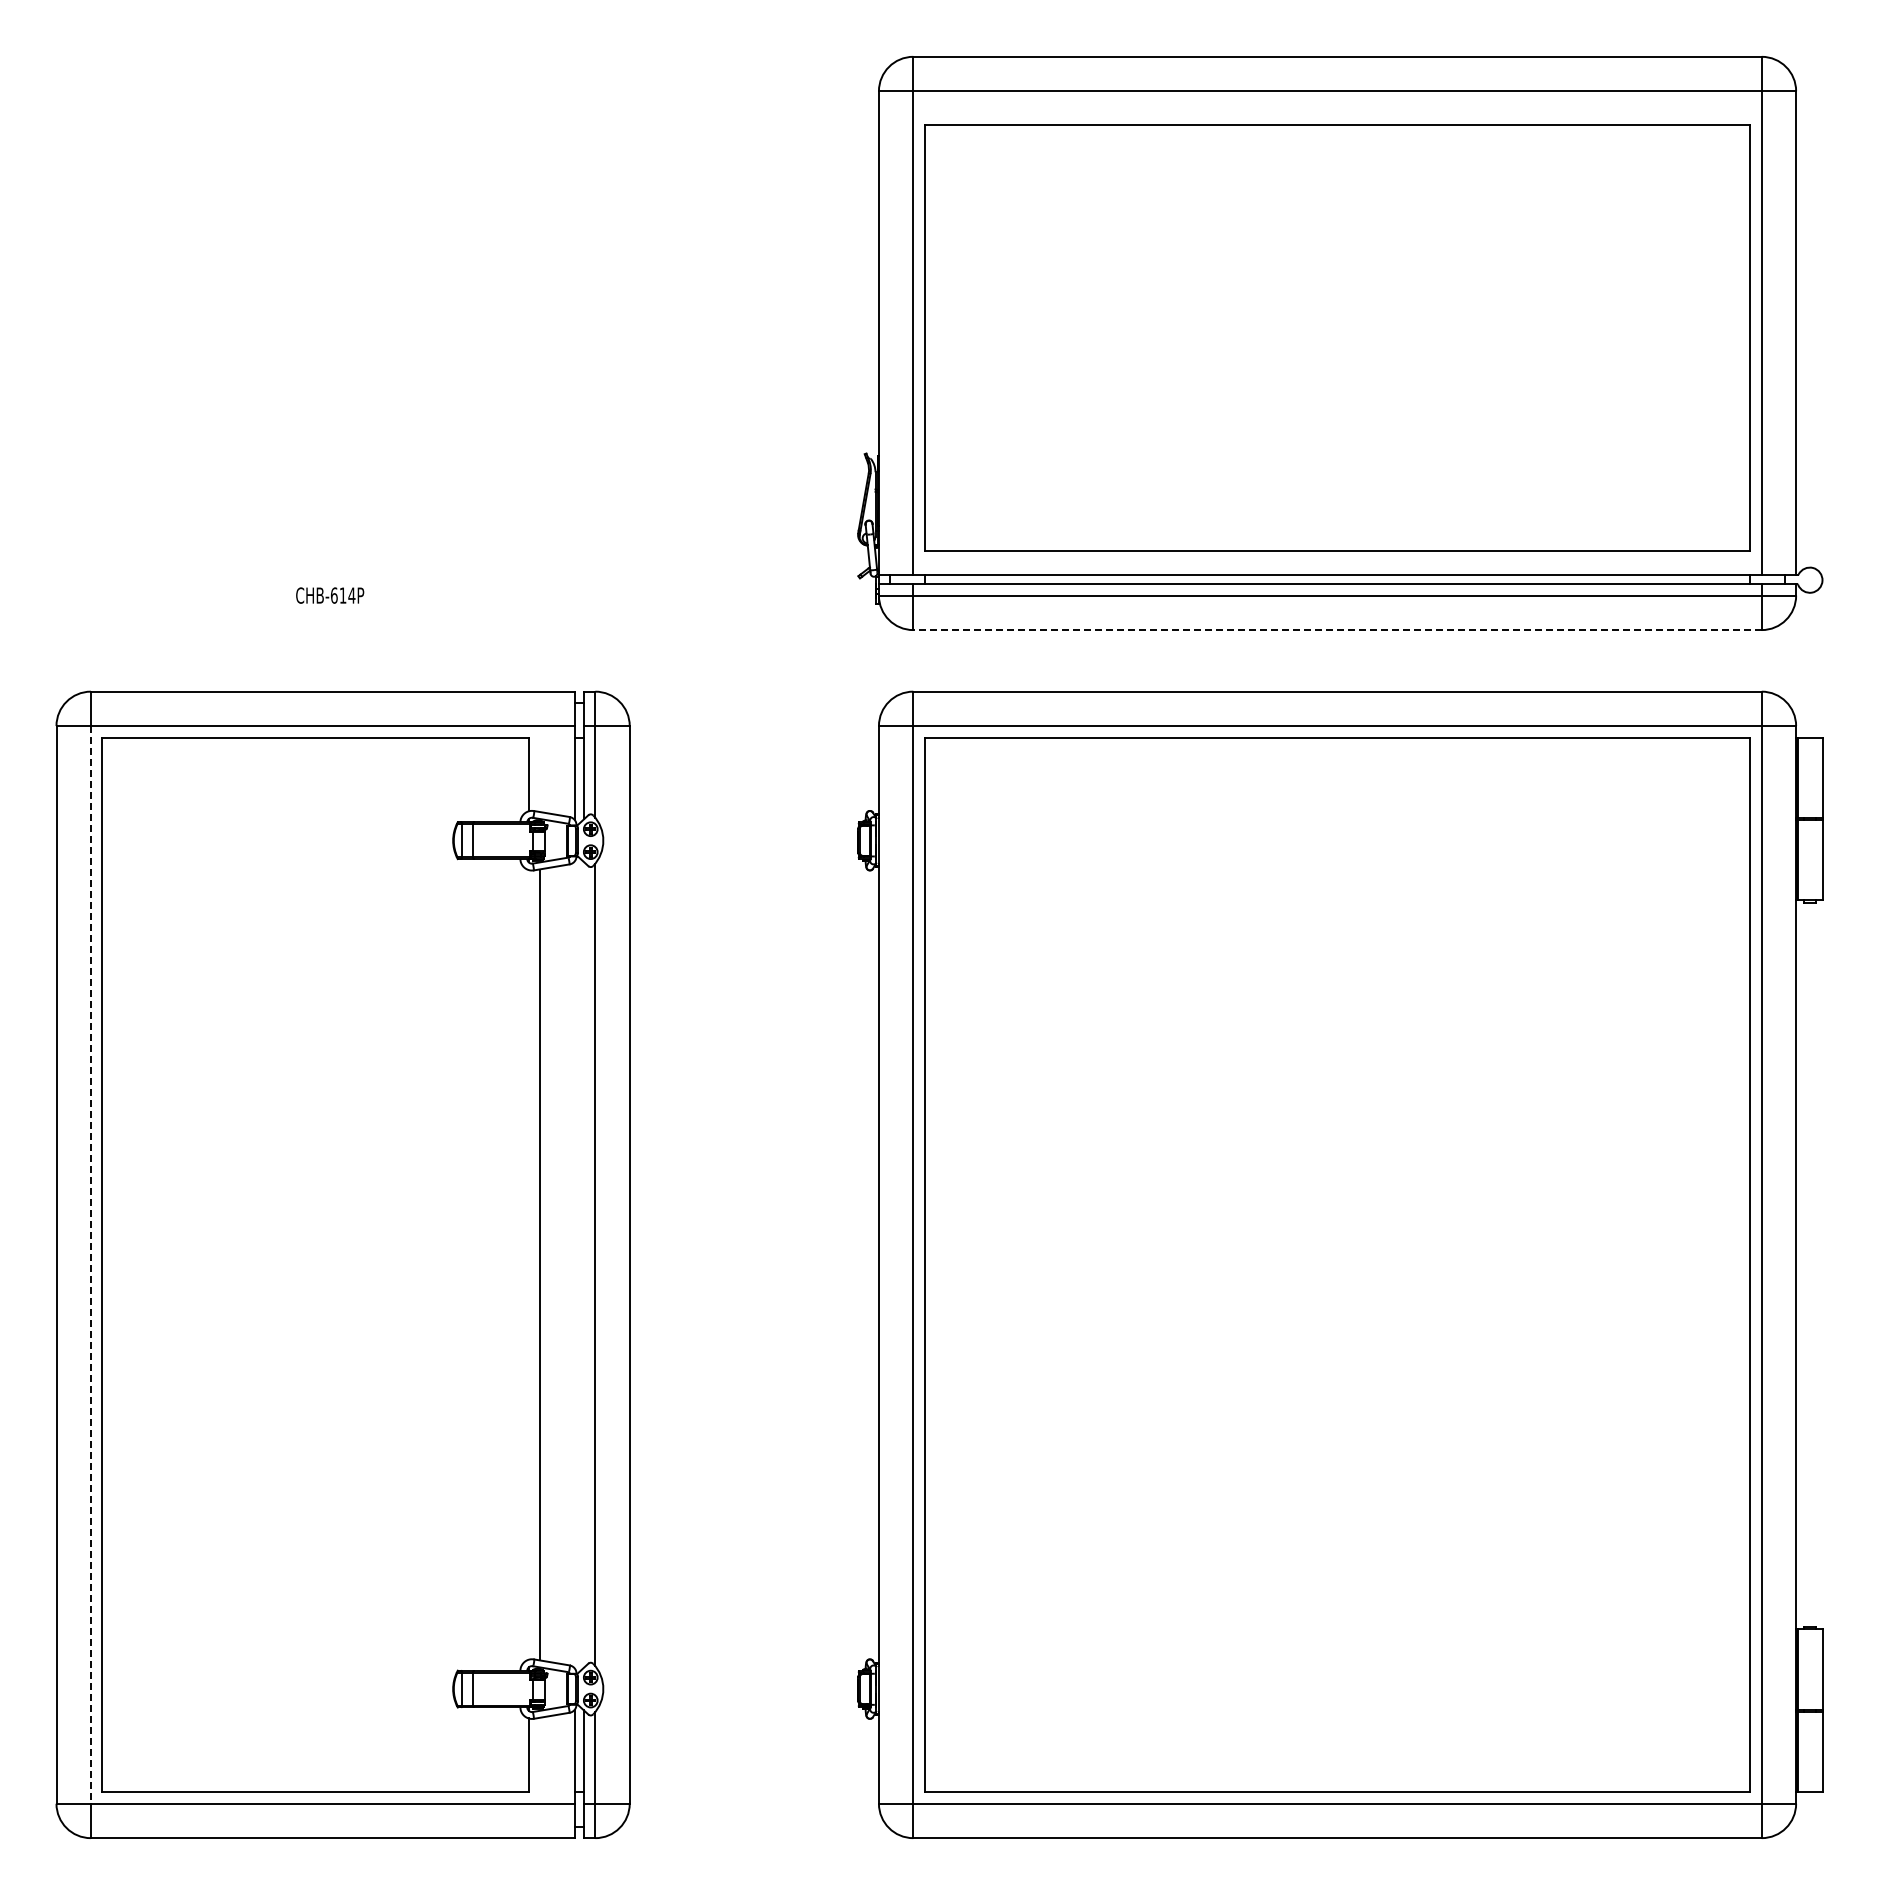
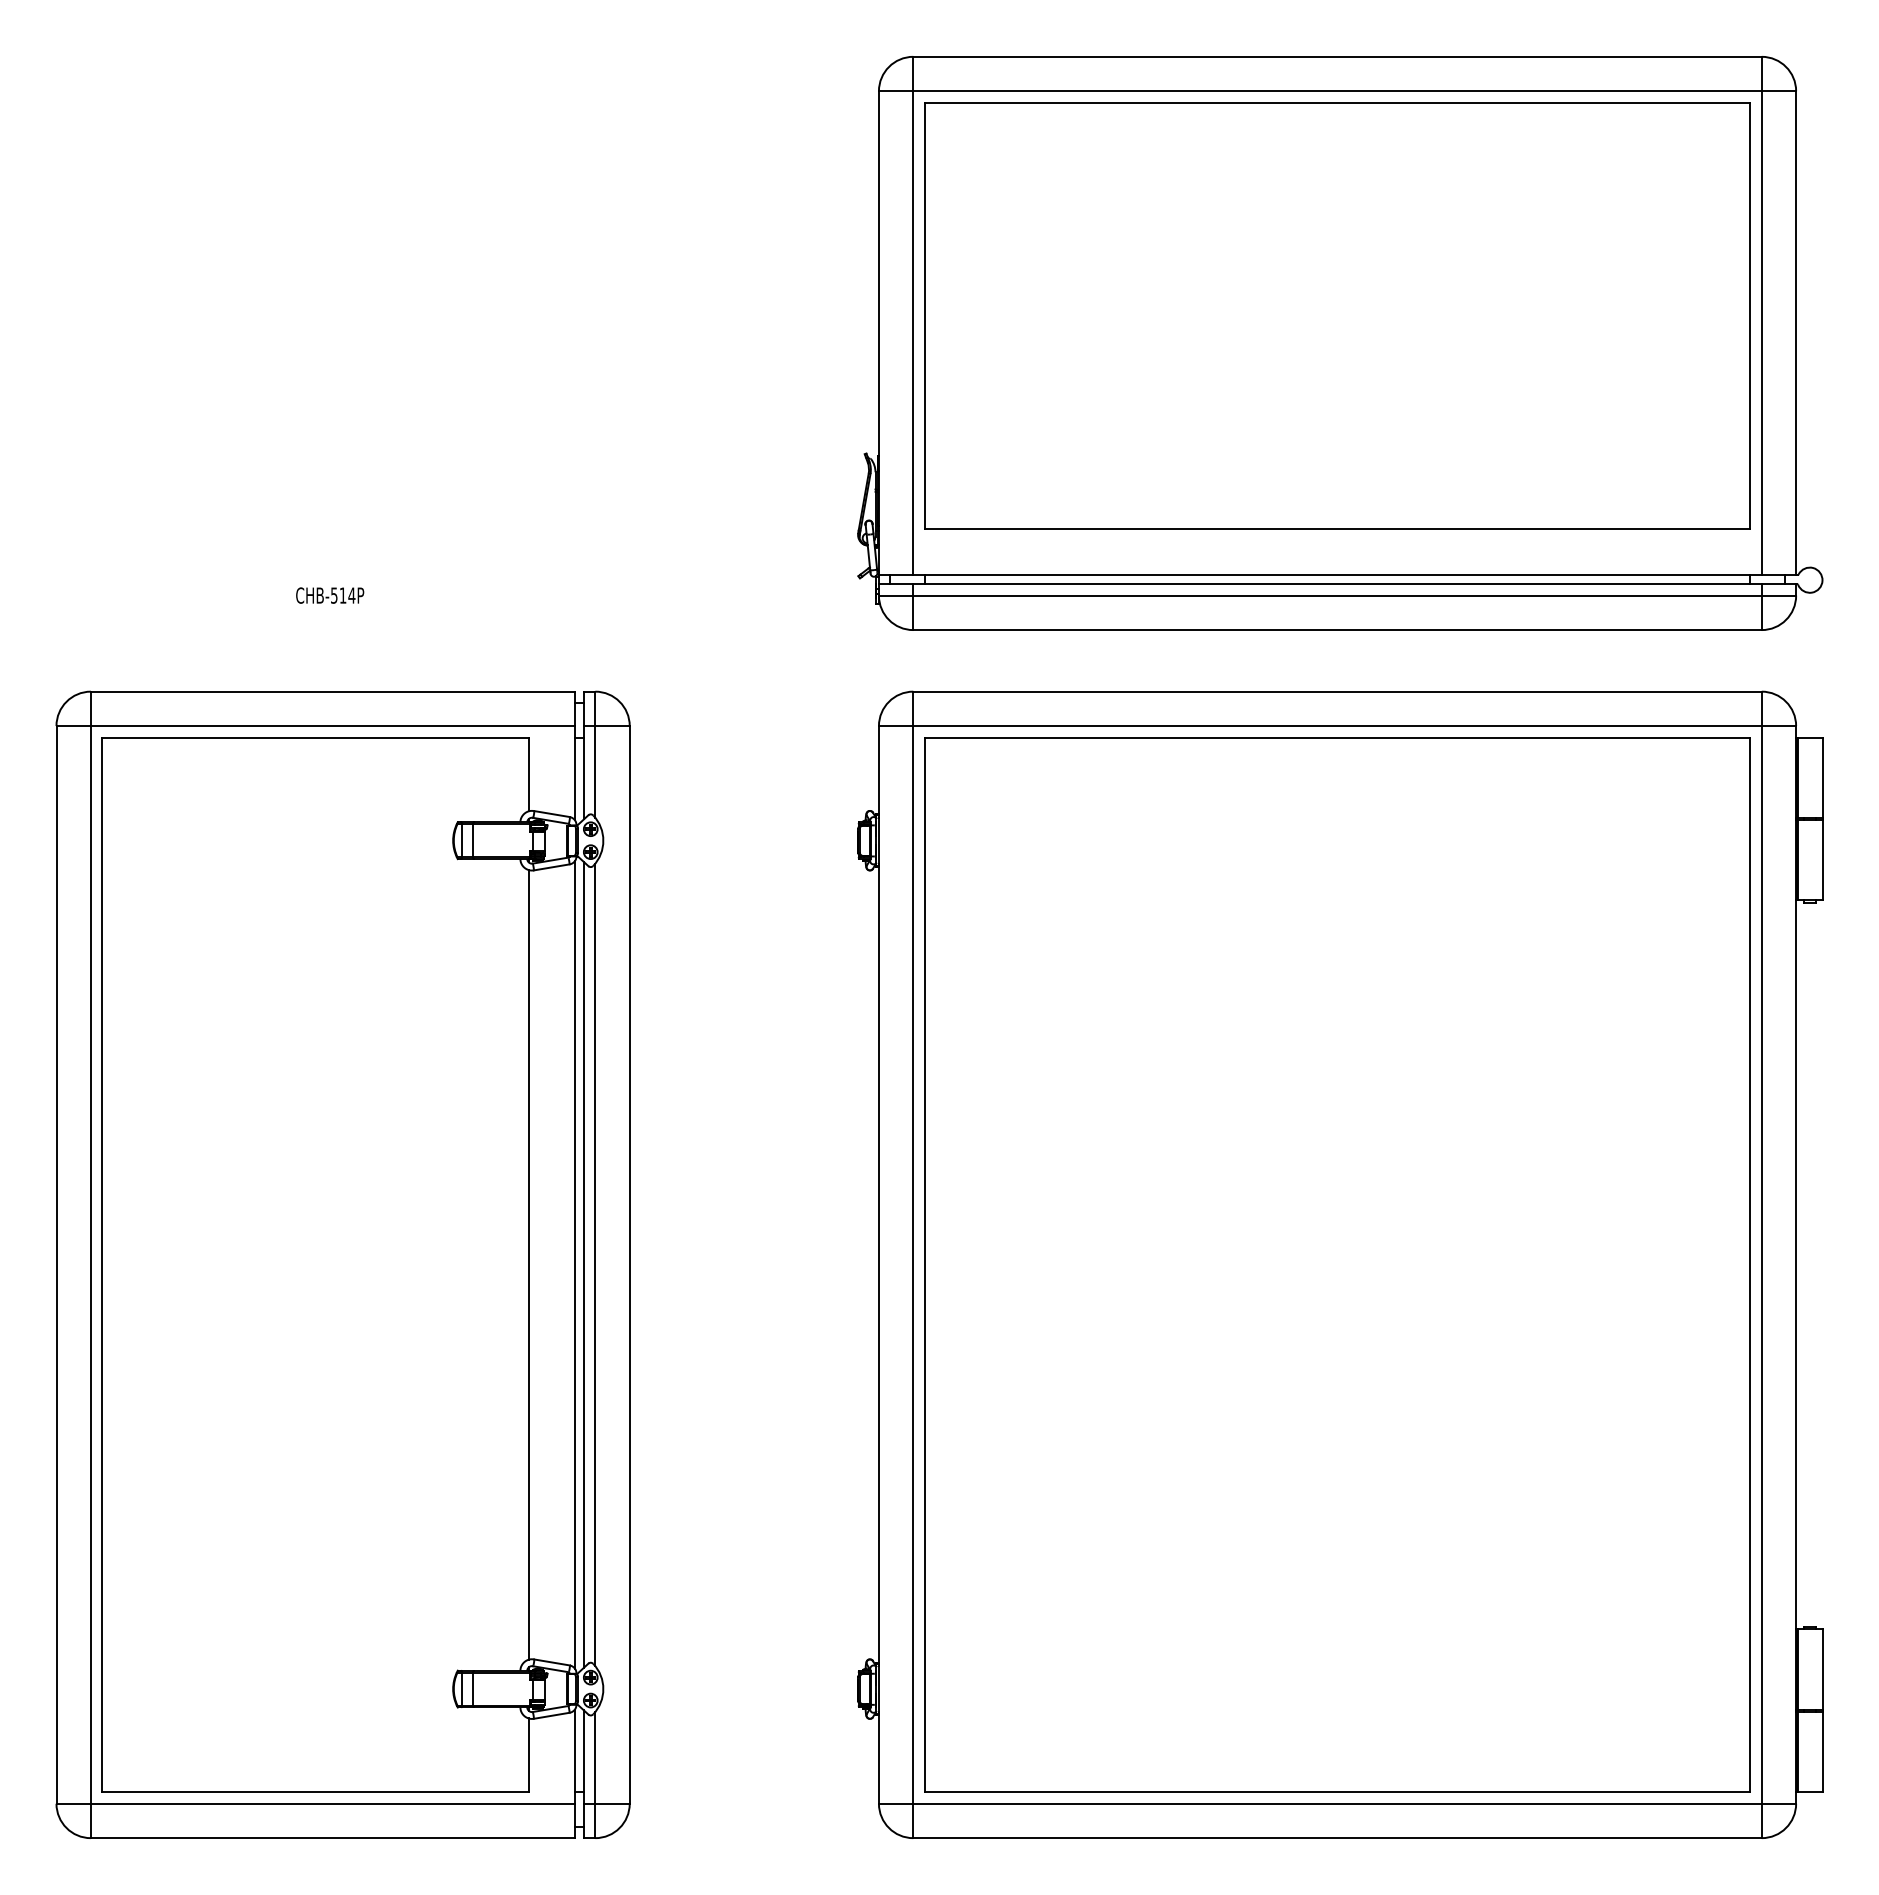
part position: (1337, 337) -> (1337, 315) (1337, 315)
text: CHB-614P -> CHB-514P (334, 595)
line: dashed -> solid (1337, 630)
line: dashed -> solid (90, 1264)
line position: (539, 1264) -> (528, 1264) (528, 1264)
line: none -> present (574, 1264)
line: none -> present (583, 1264)
